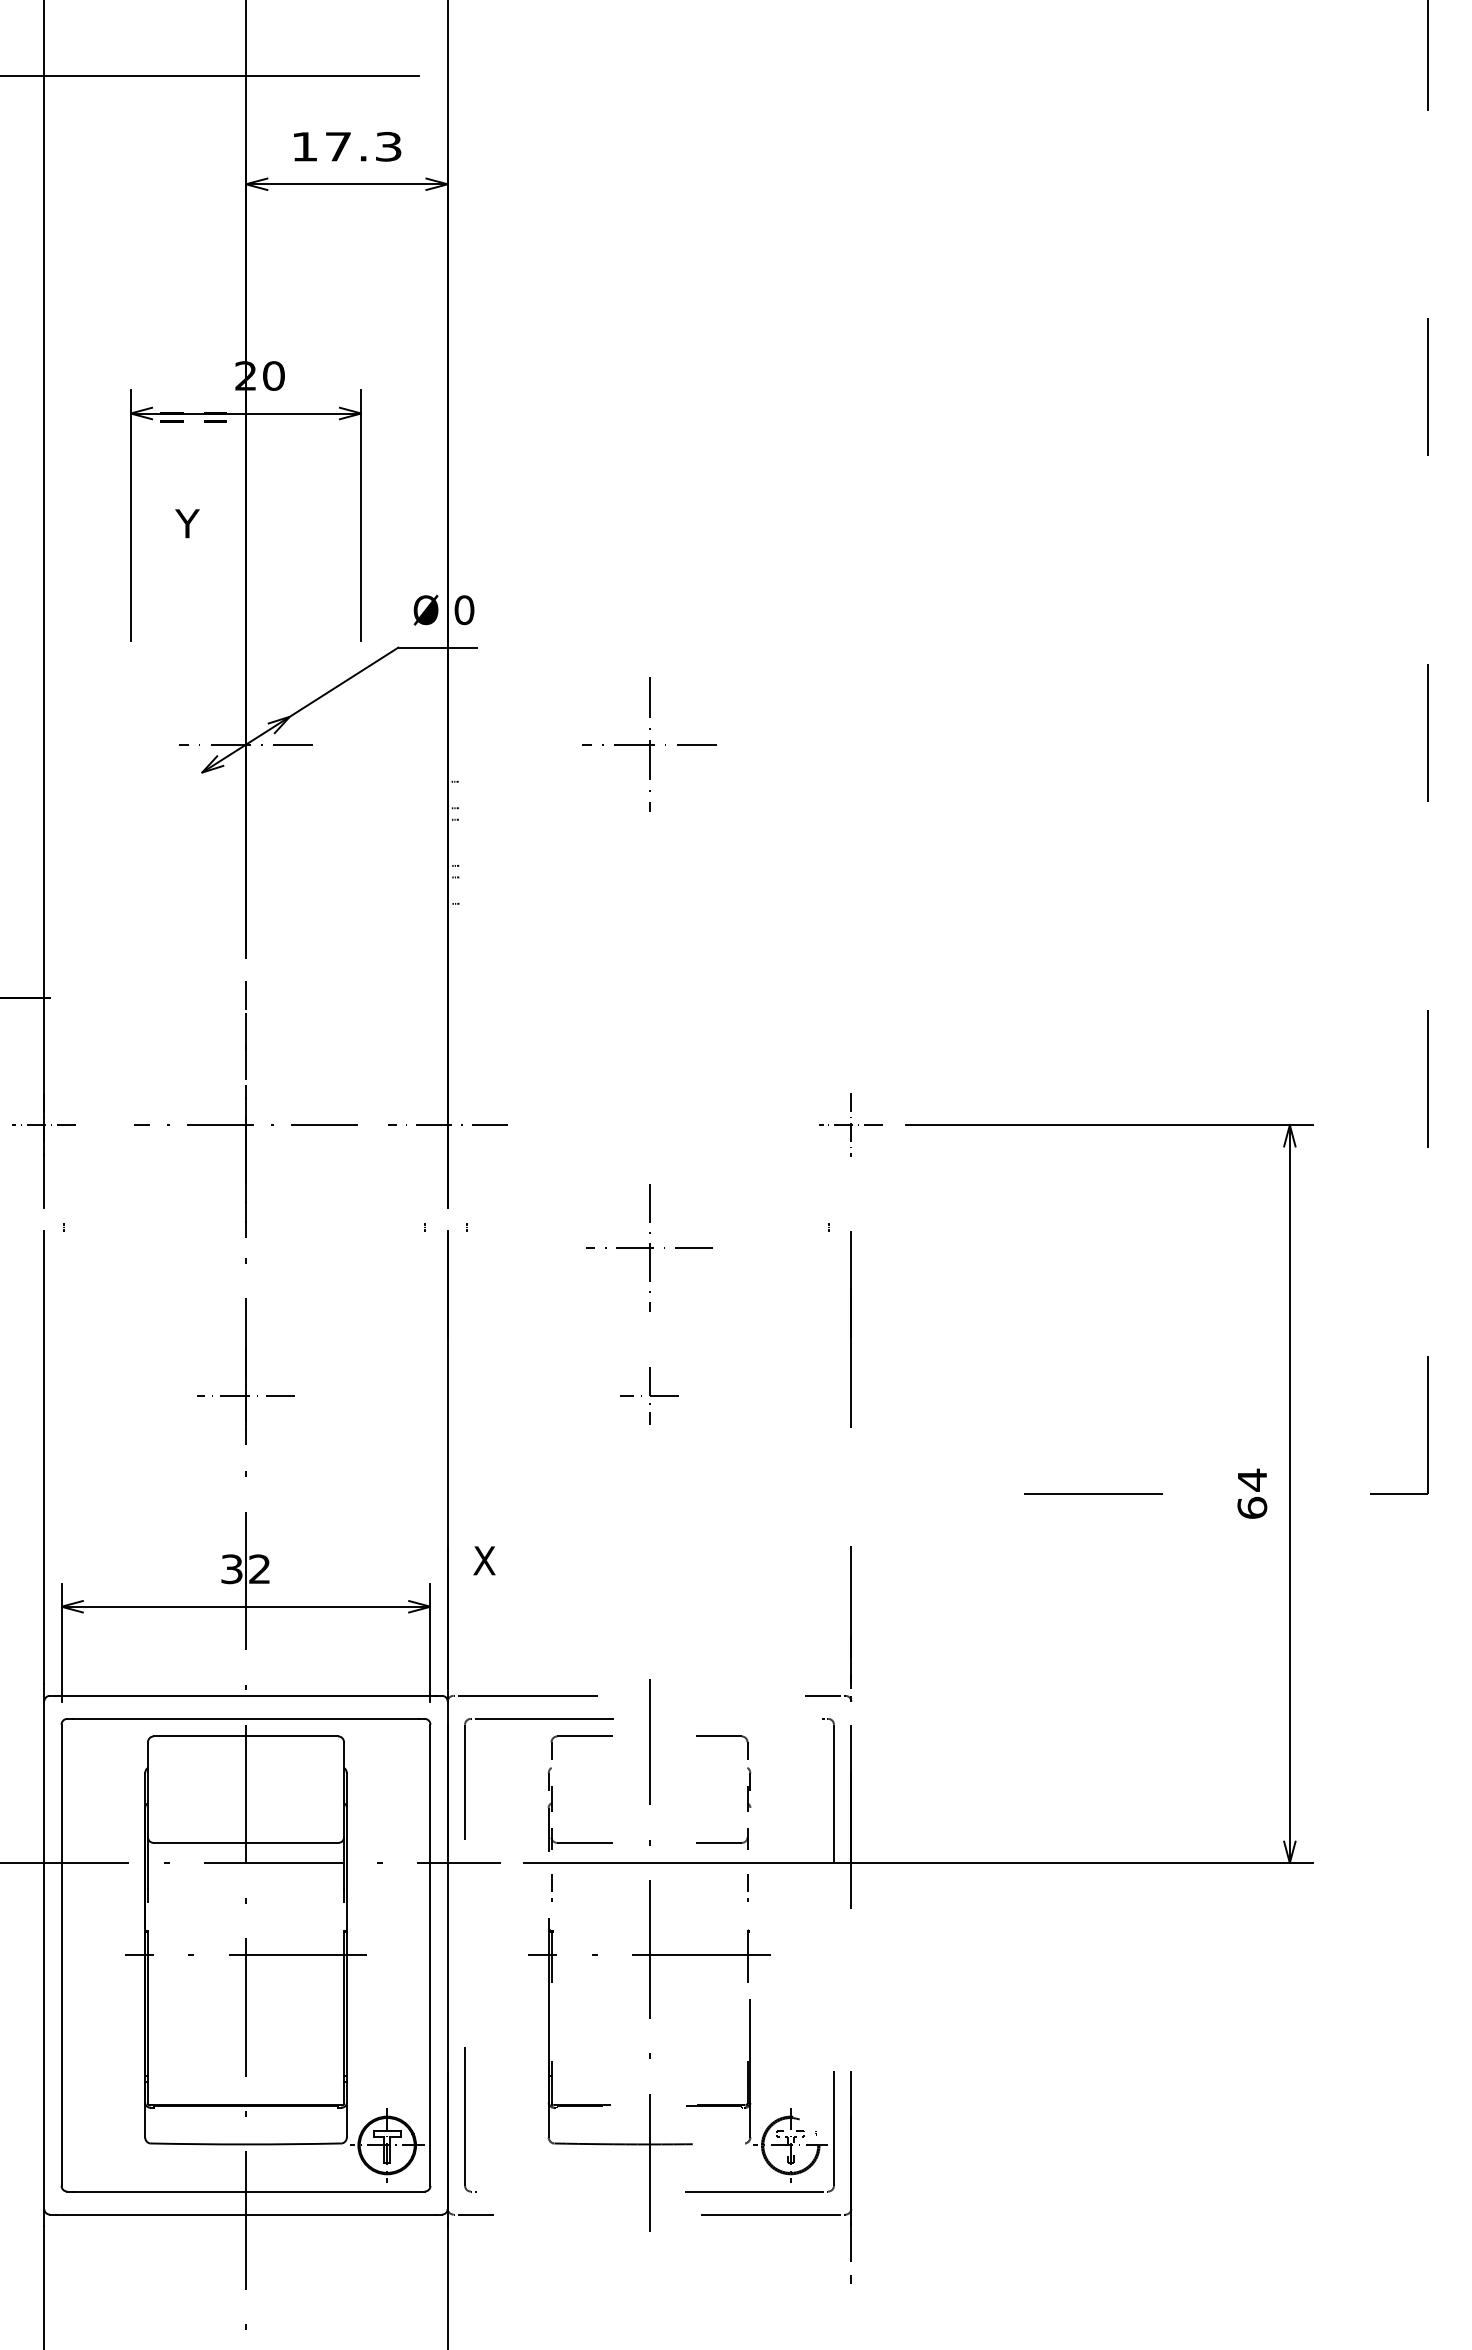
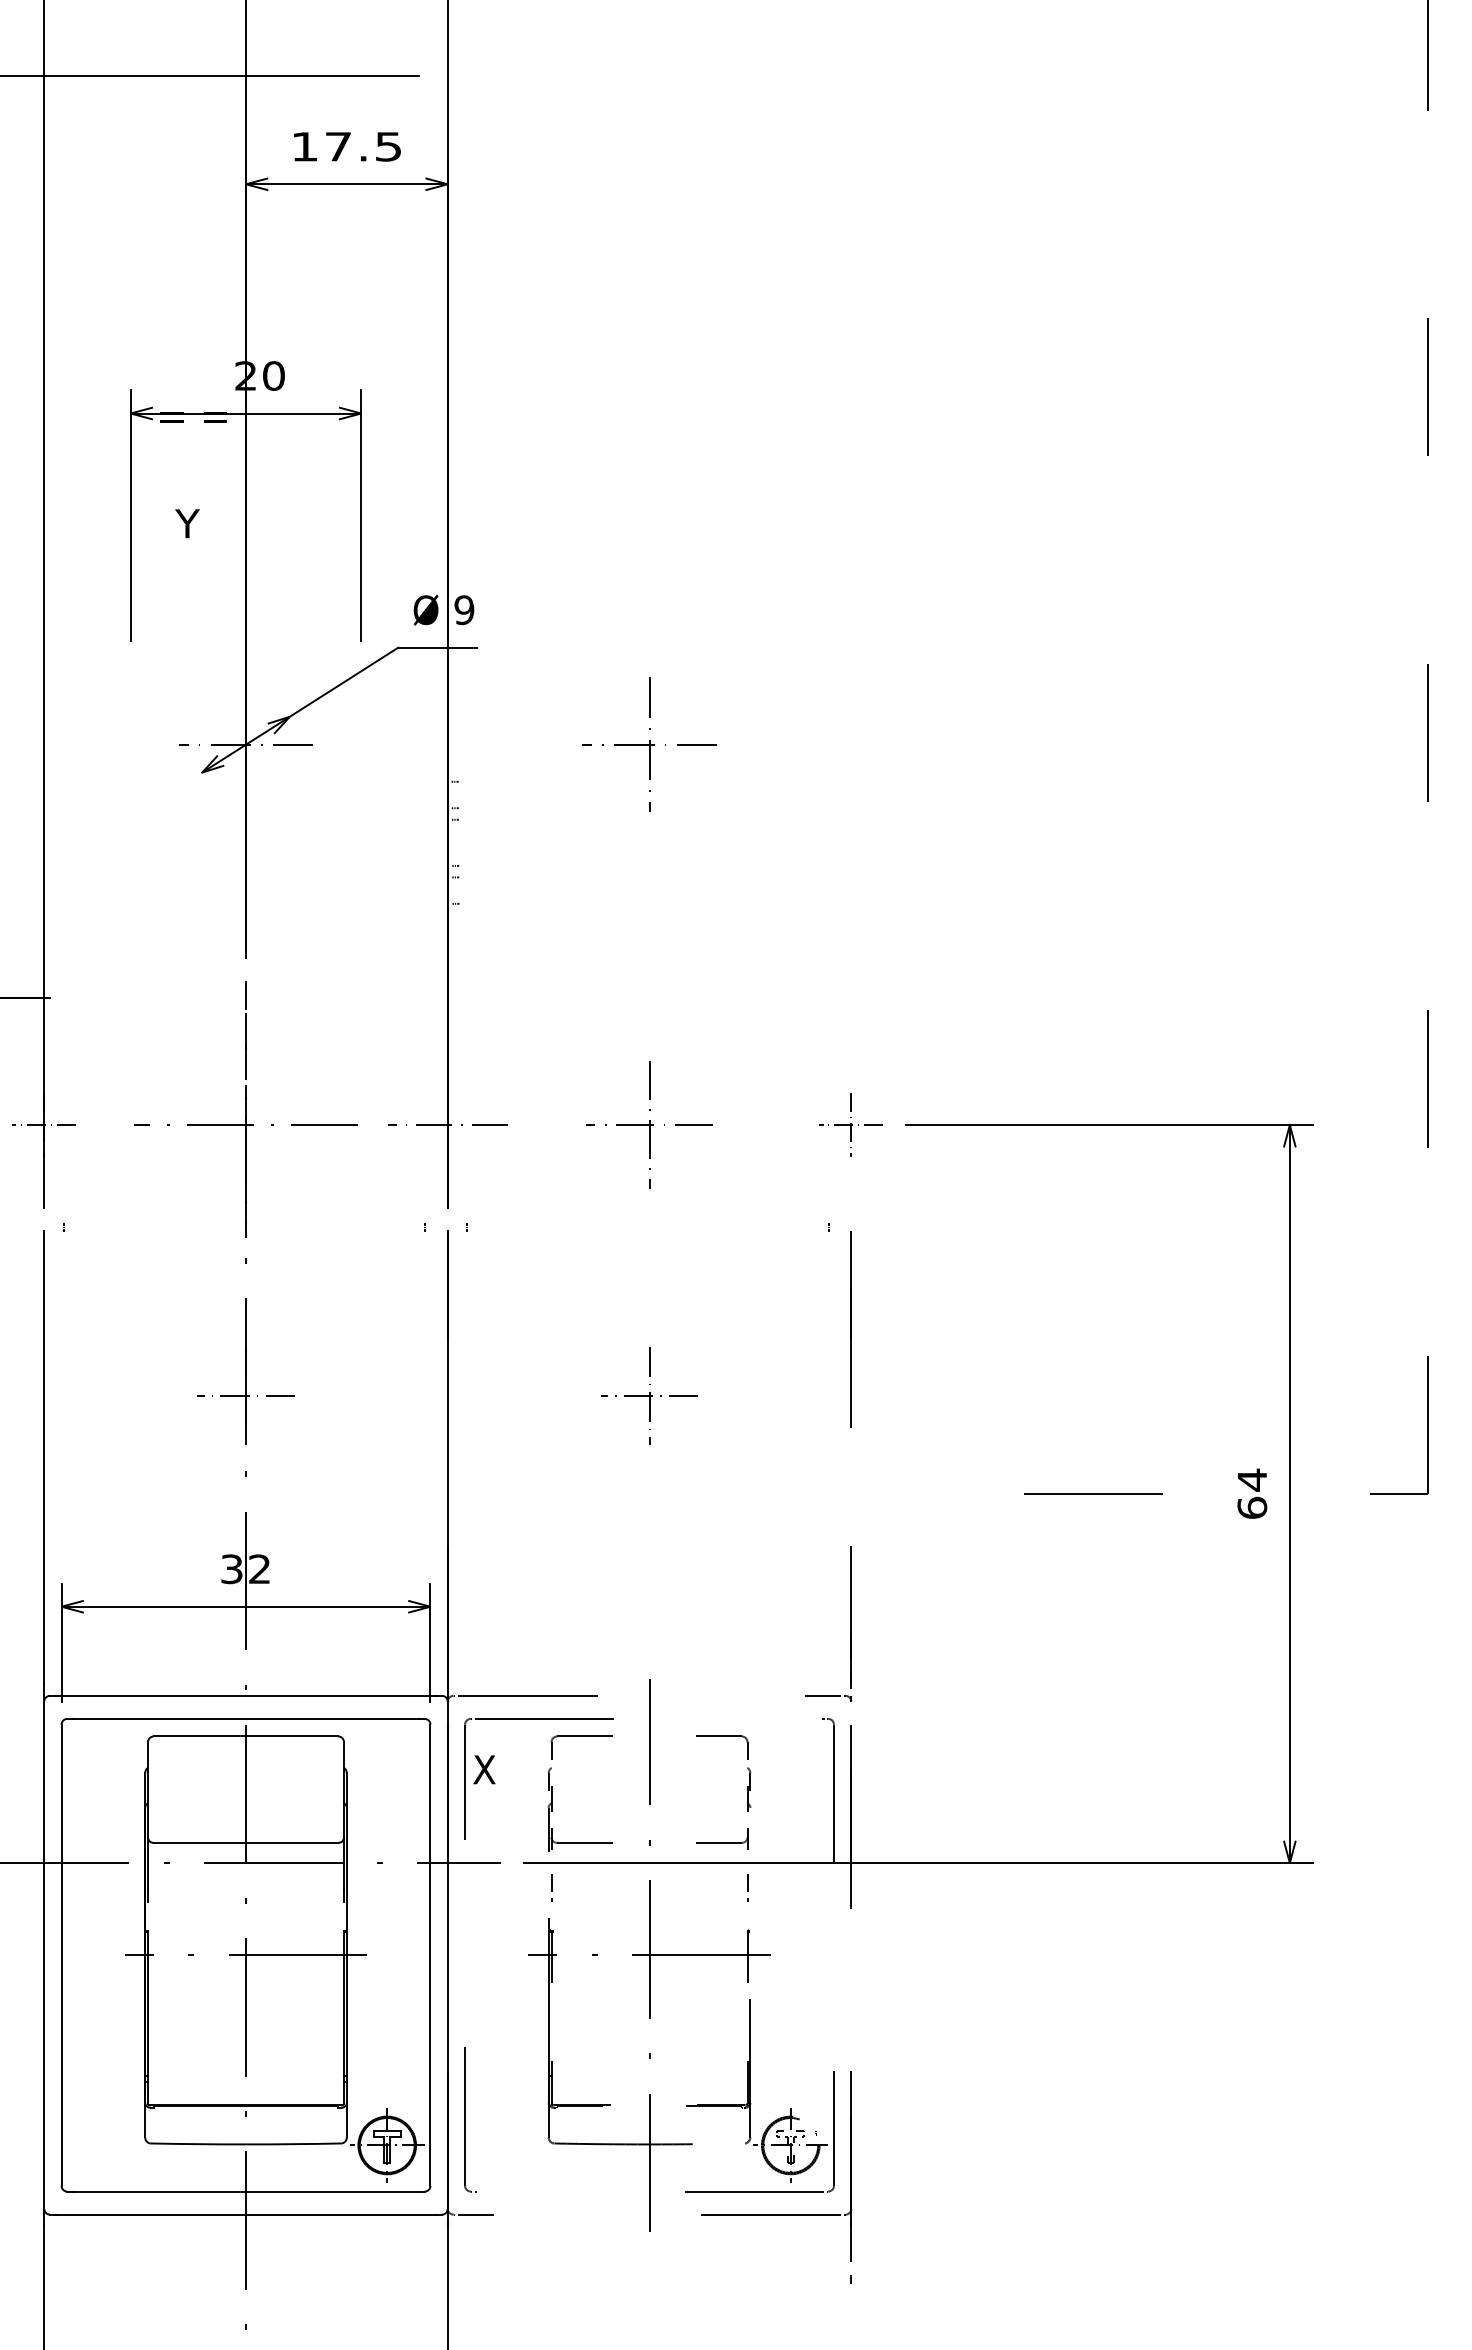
text: 17.3 -> 17.5 (388, 146)
text: 0 -> 9 (464, 610)
part position: (649, 1247) -> (649, 1124) (649, 1124)
part size: 59x58 px -> 97x98 px (649, 1395)
text position: (484, 1560) -> (484, 1769) (484, 1769)
